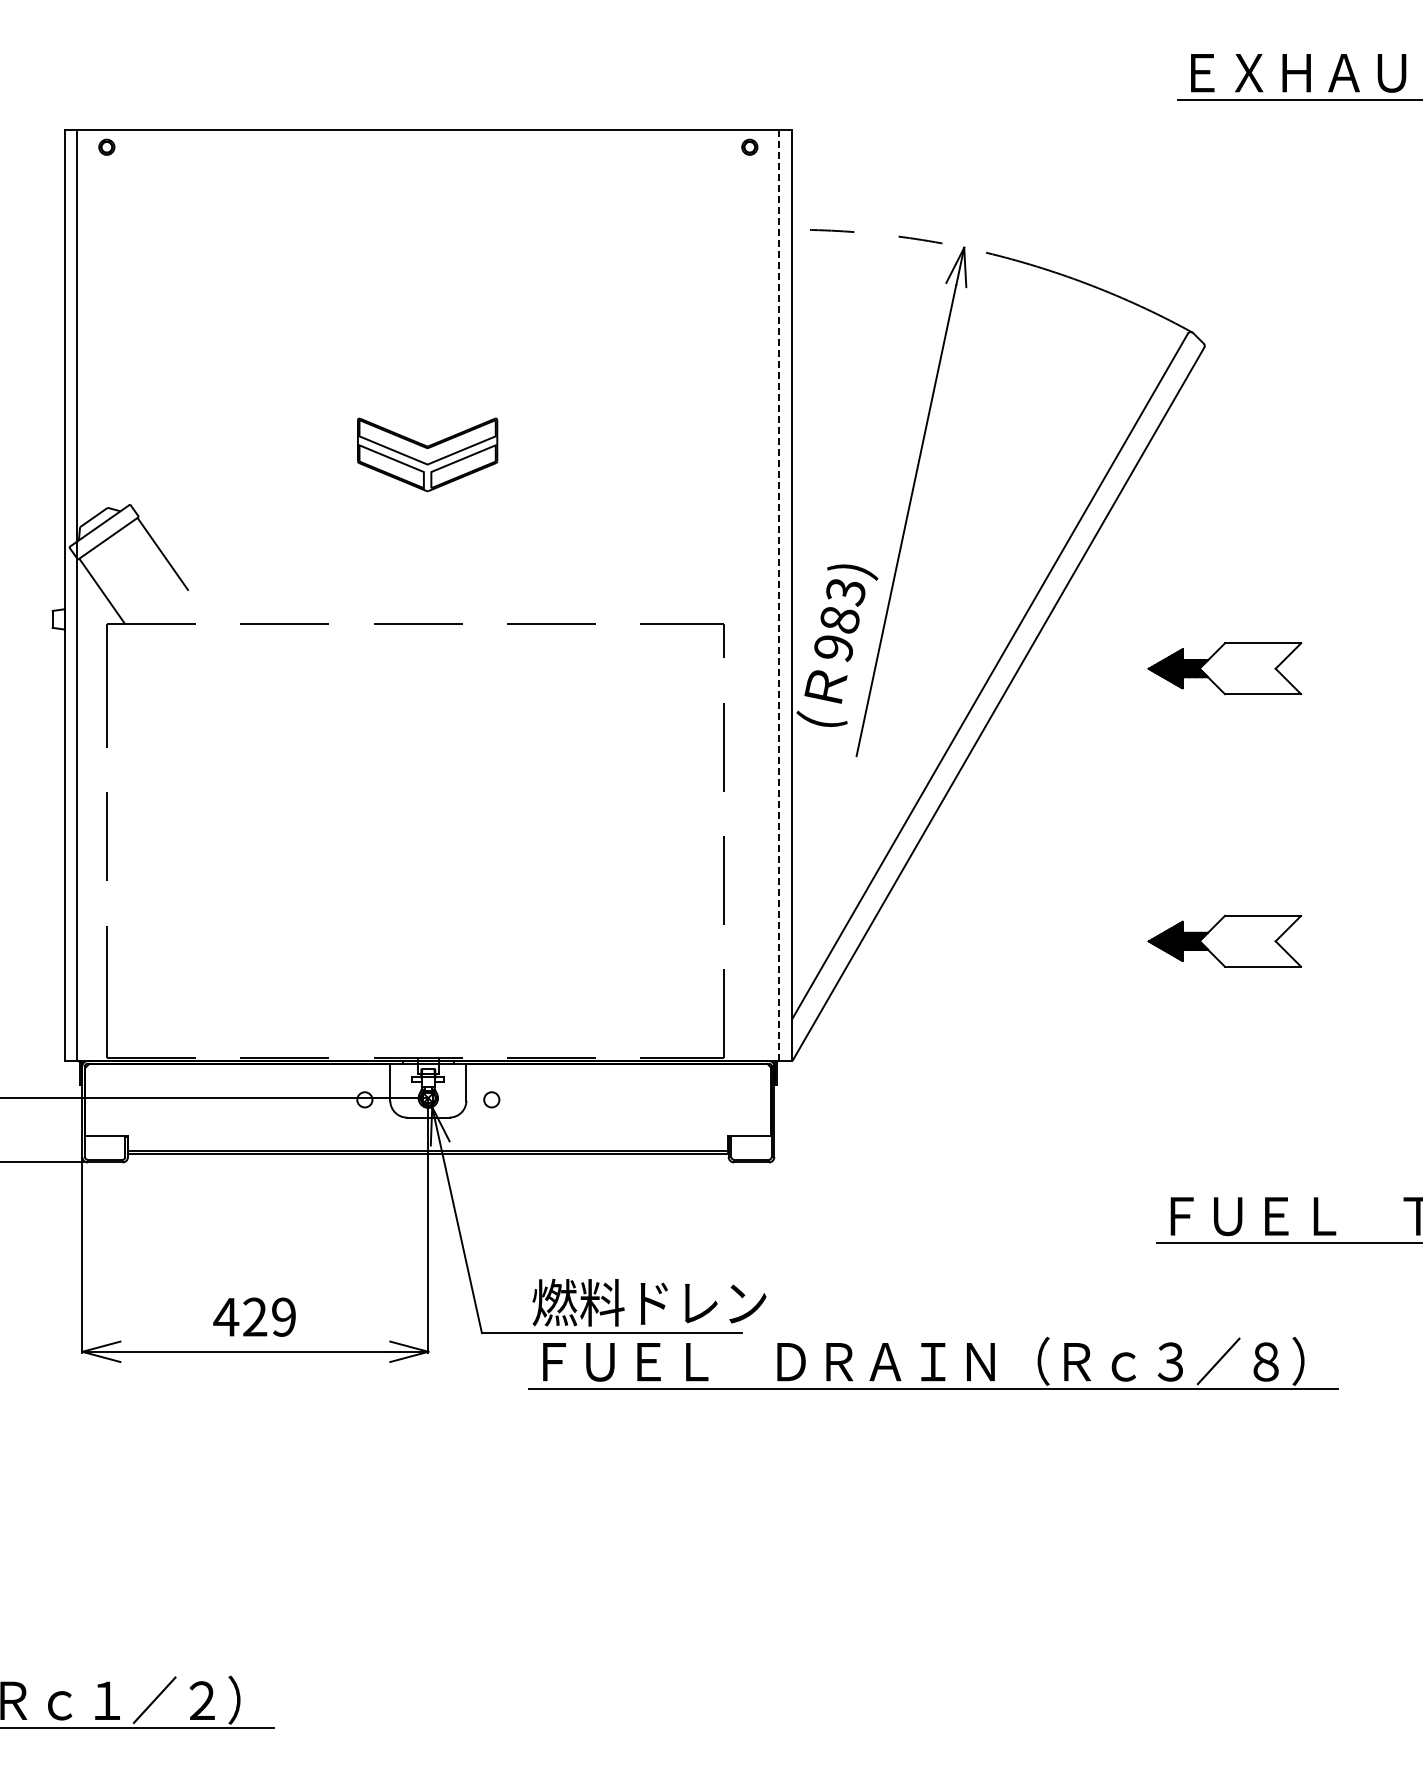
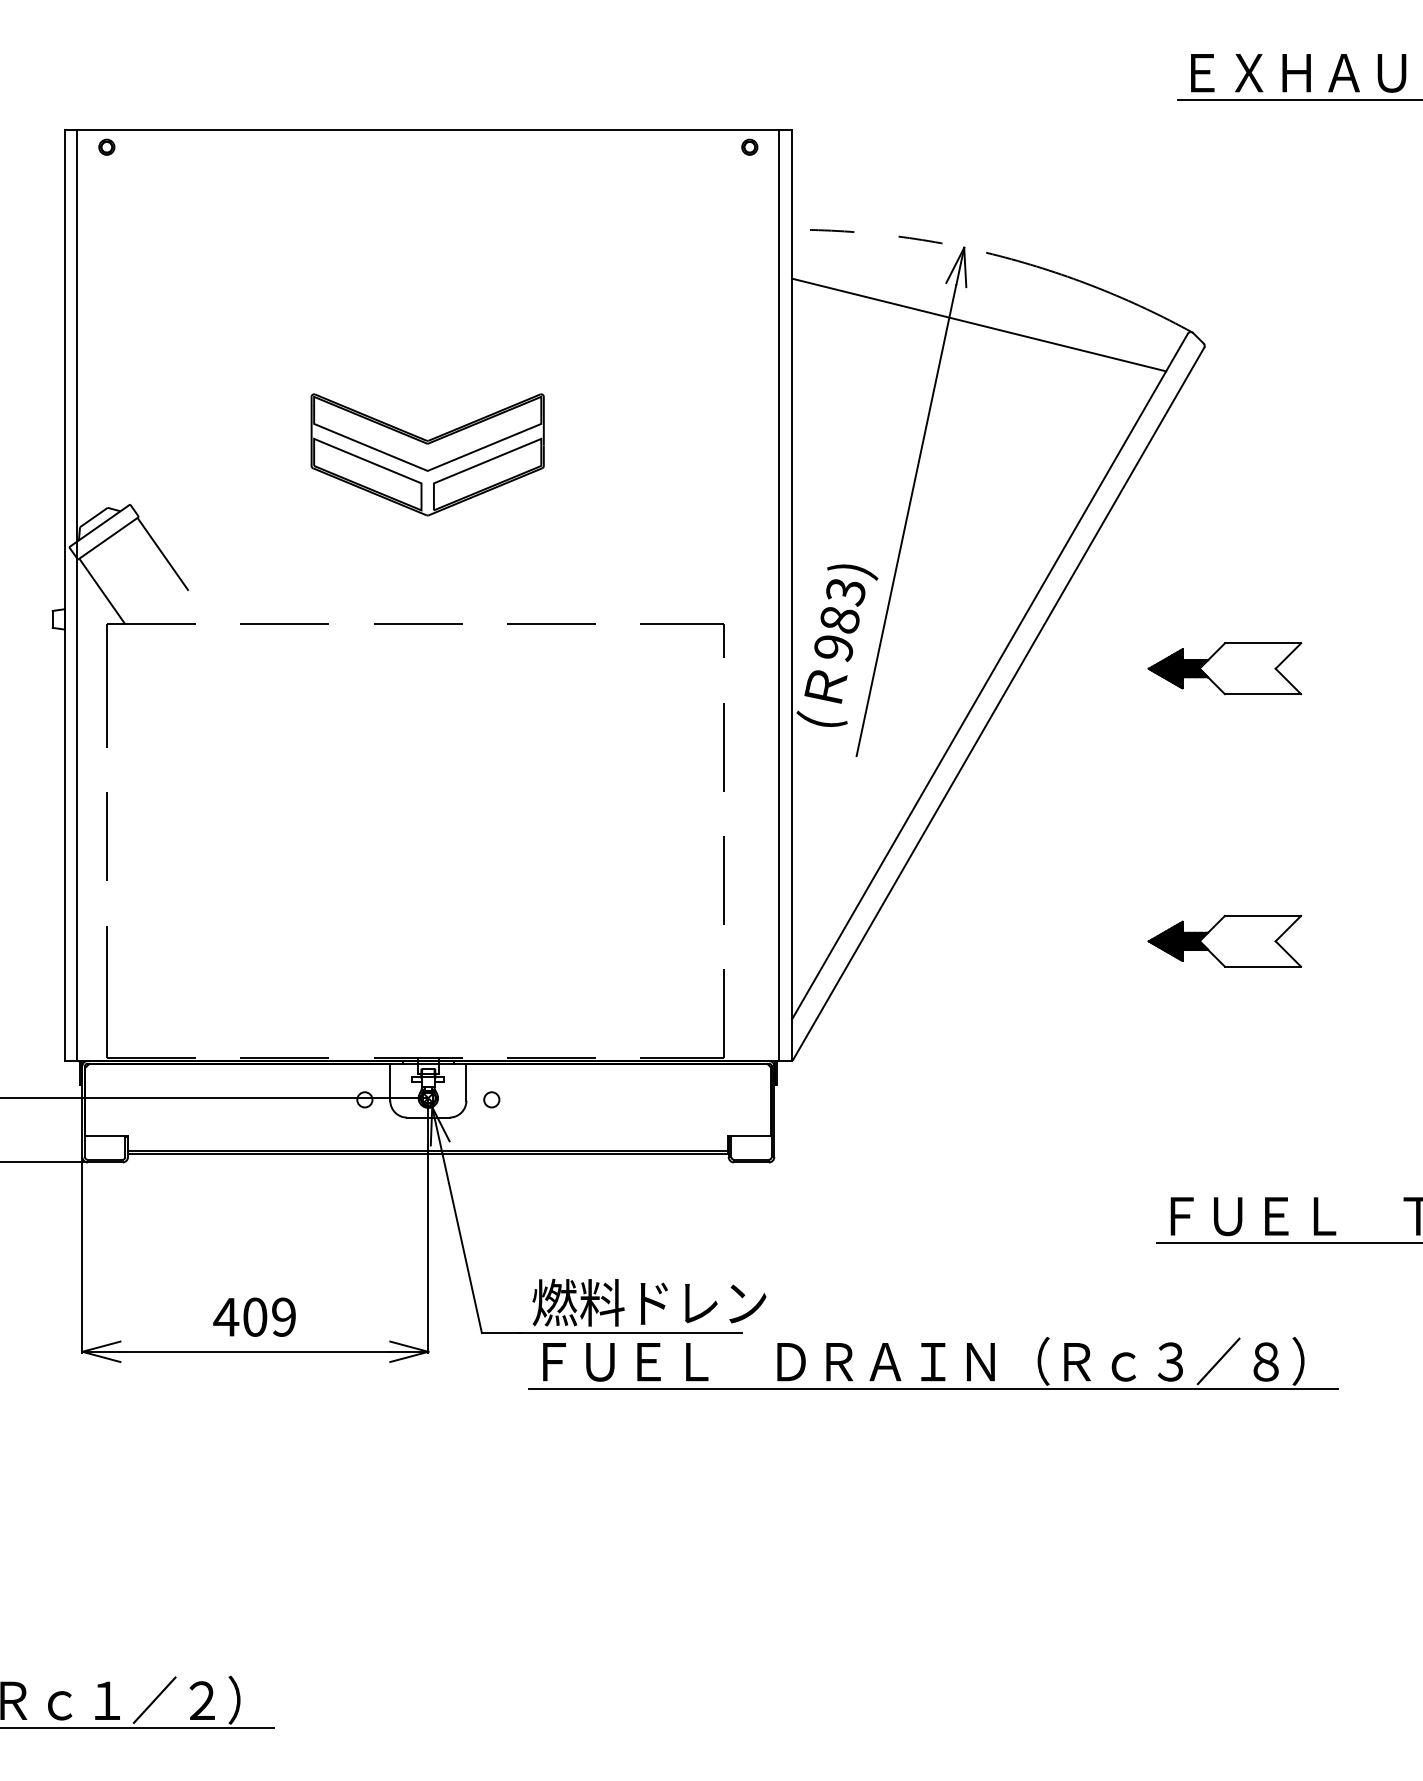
line: none -> present (979, 324)
part size: 142x76 px -> 235x124 px (427, 454)
line: dashed -> solid (779, 595)
text: 429 -> 409 (255, 1316)
